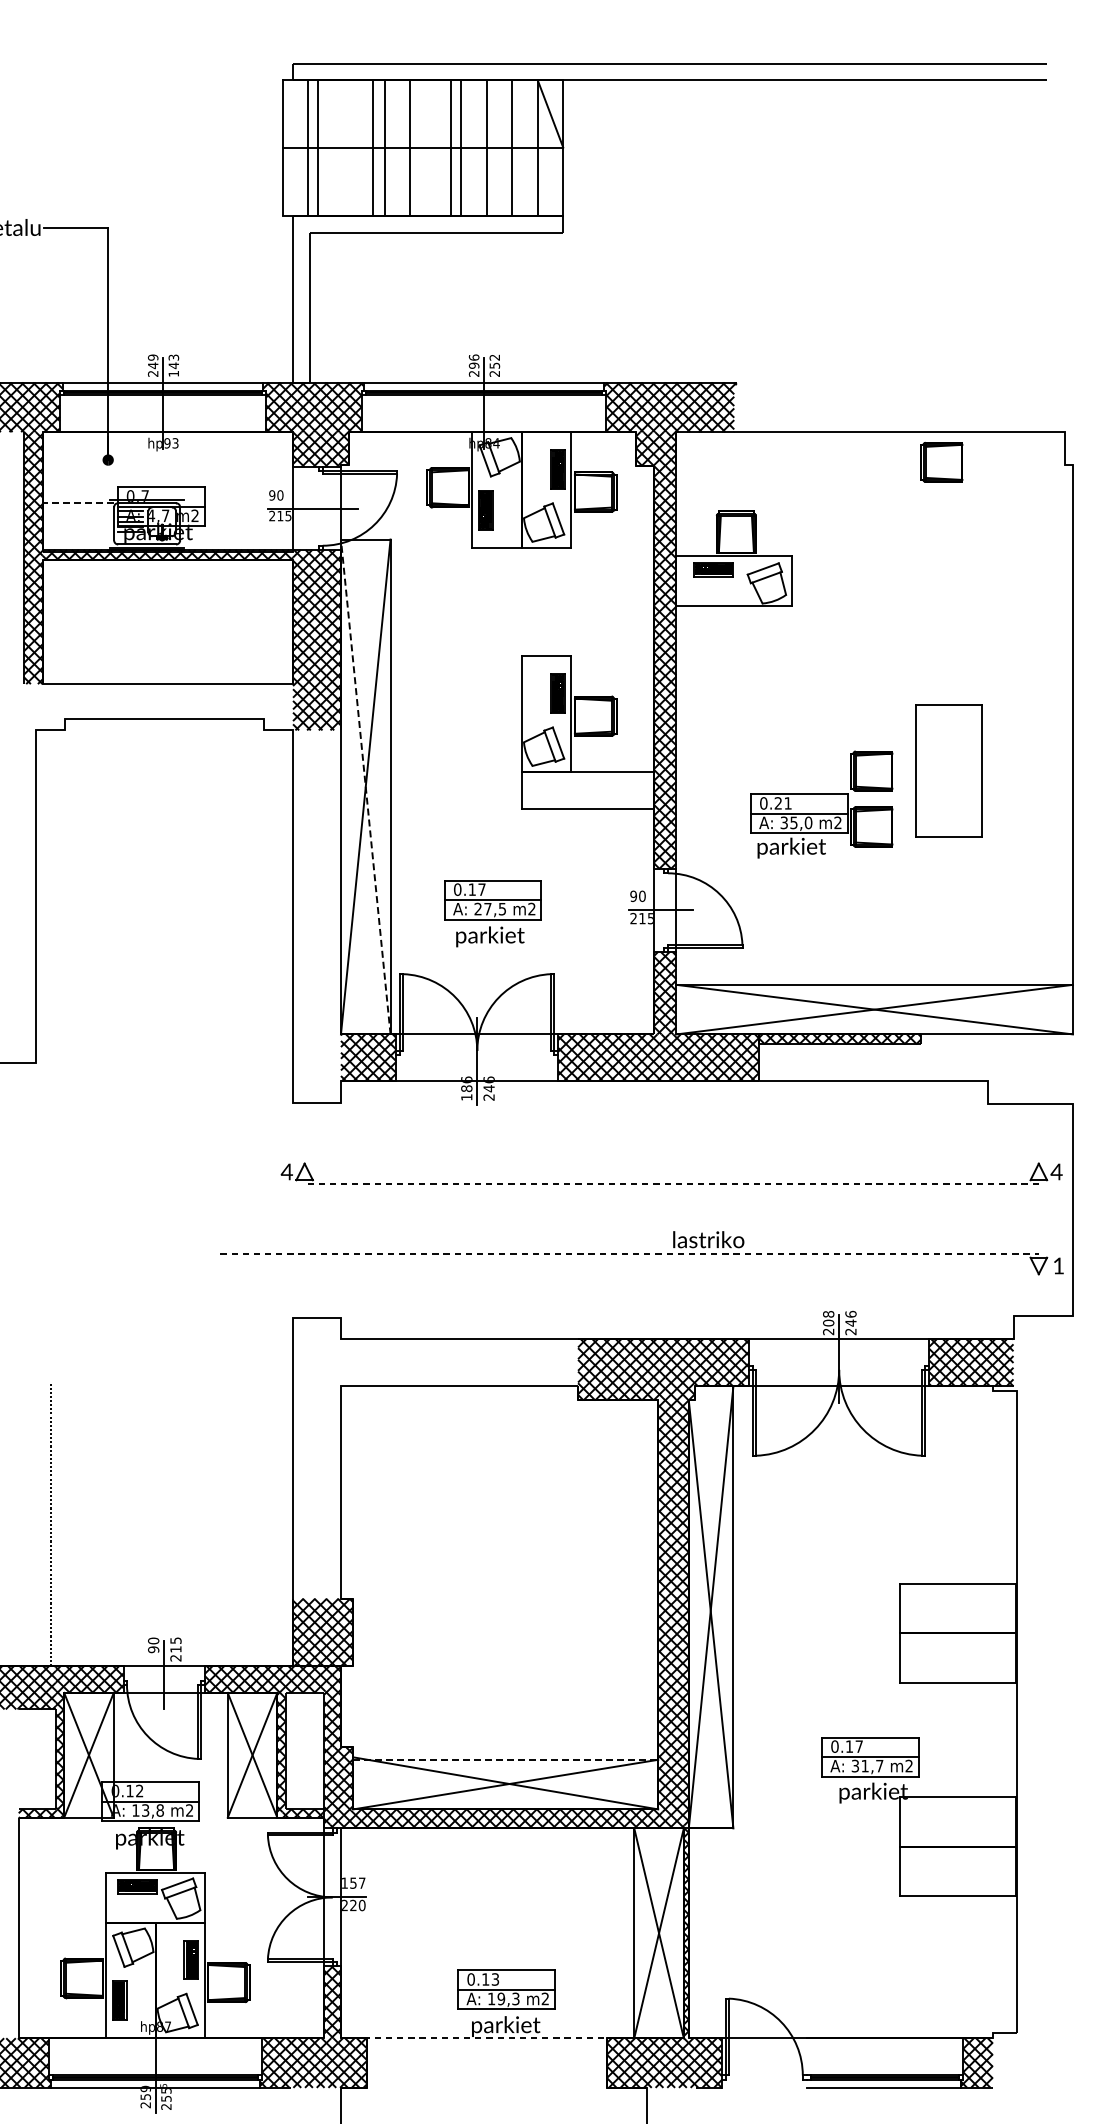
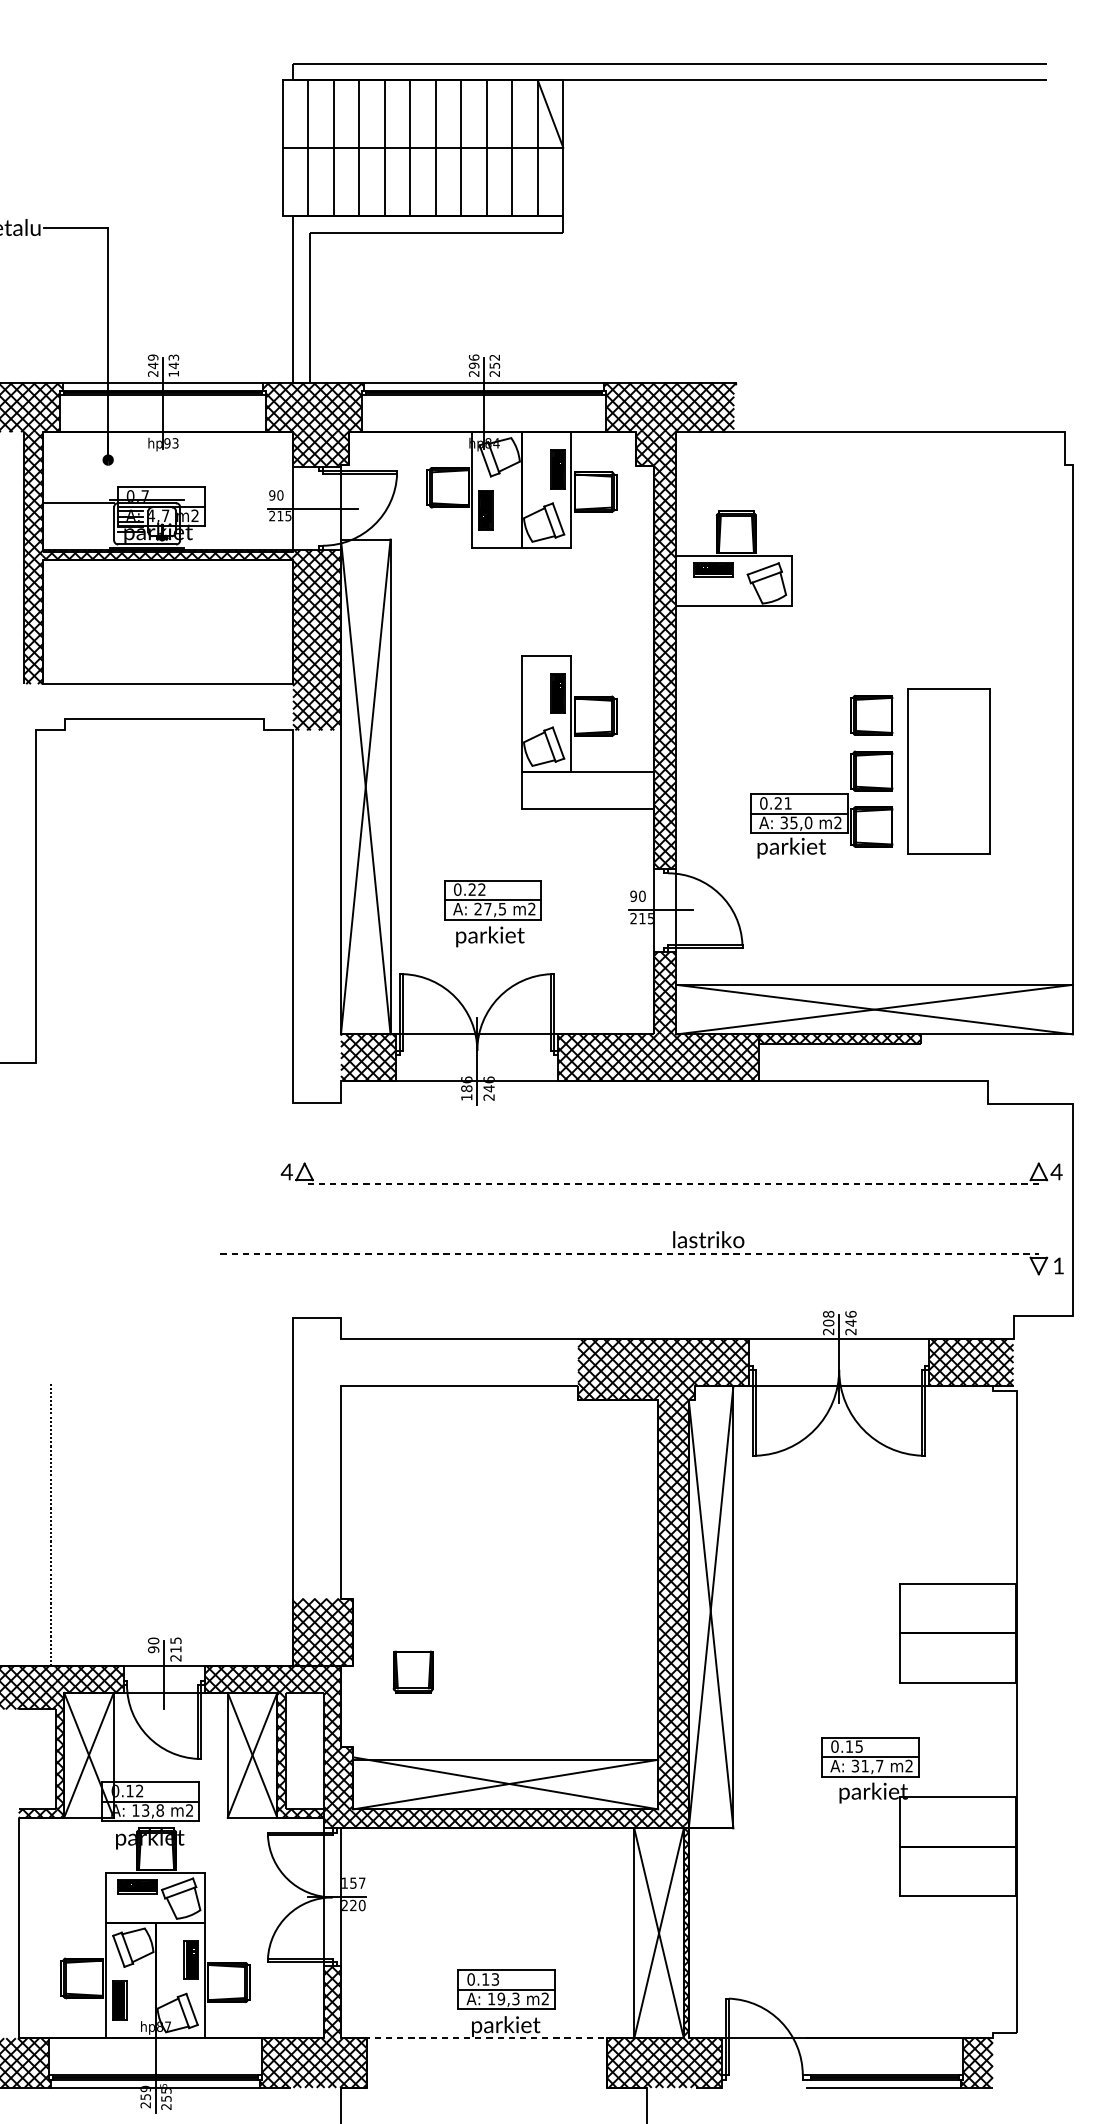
line position: (317, 147) -> (333, 147) (333, 147)
line position: (373, 147) -> (359, 147) (359, 147)
line position: (450, 147) -> (435, 147) (435, 147)
part position: (941, 462) -> (871, 715) (871, 715)
line: dashed -> solid (78, 503)
part size: 68x134 px -> 84x167 px (948, 771)
line: dashed -> solid (365, 786)
text: 0.17 -> 0.22 (476, 889)
part: none -> present (412, 1671)
text: 0.17 -> 0.15 (858, 1746)
line: dashed -> solid (506, 1759)
